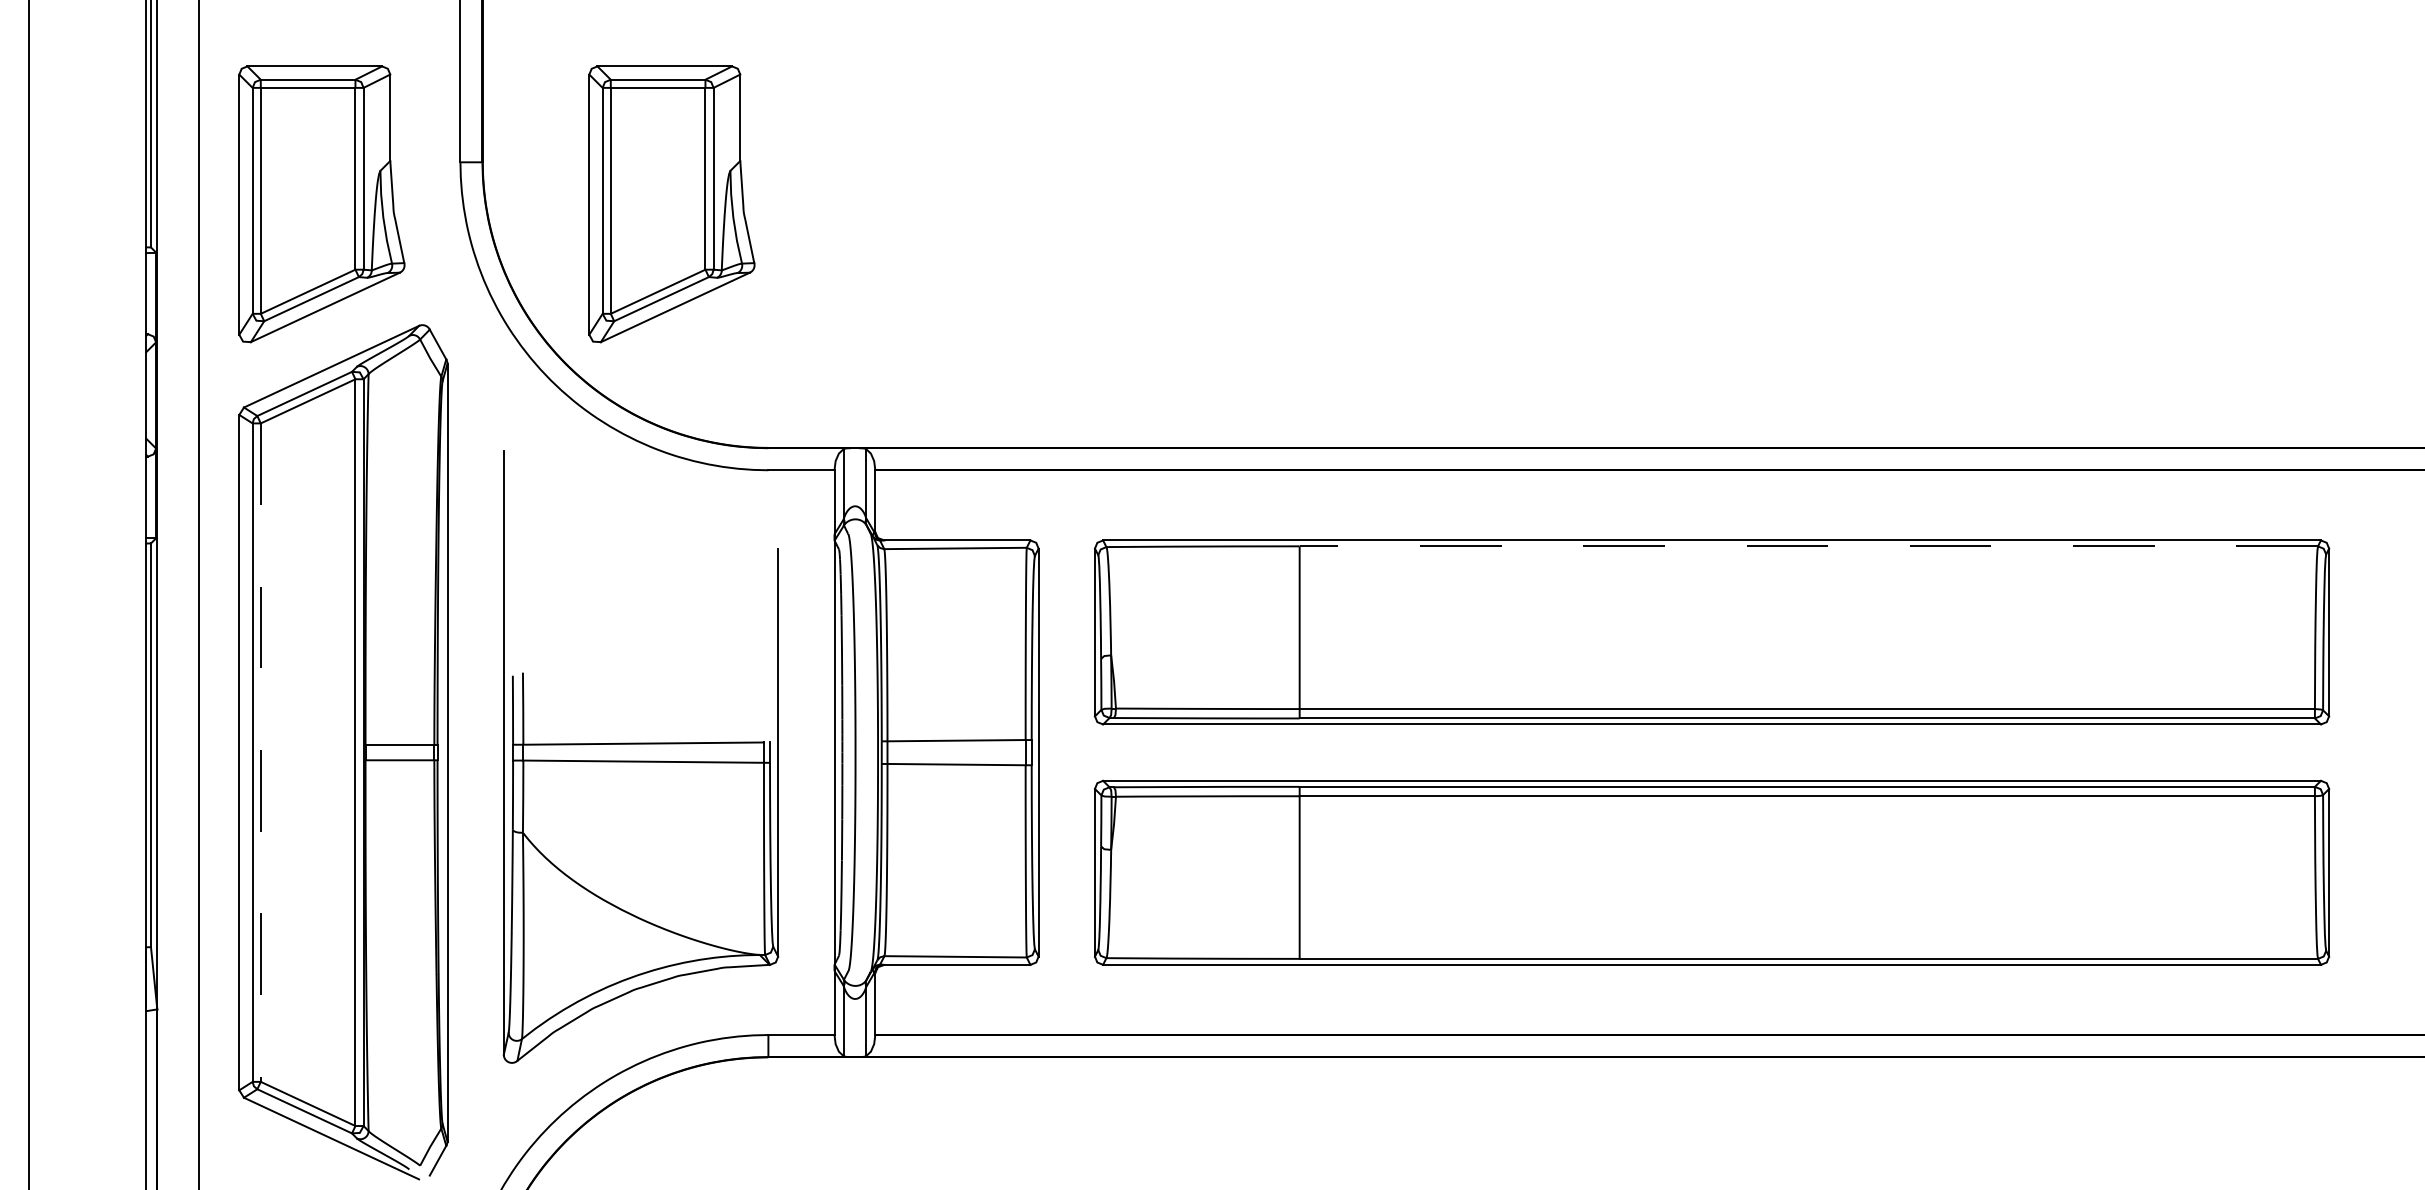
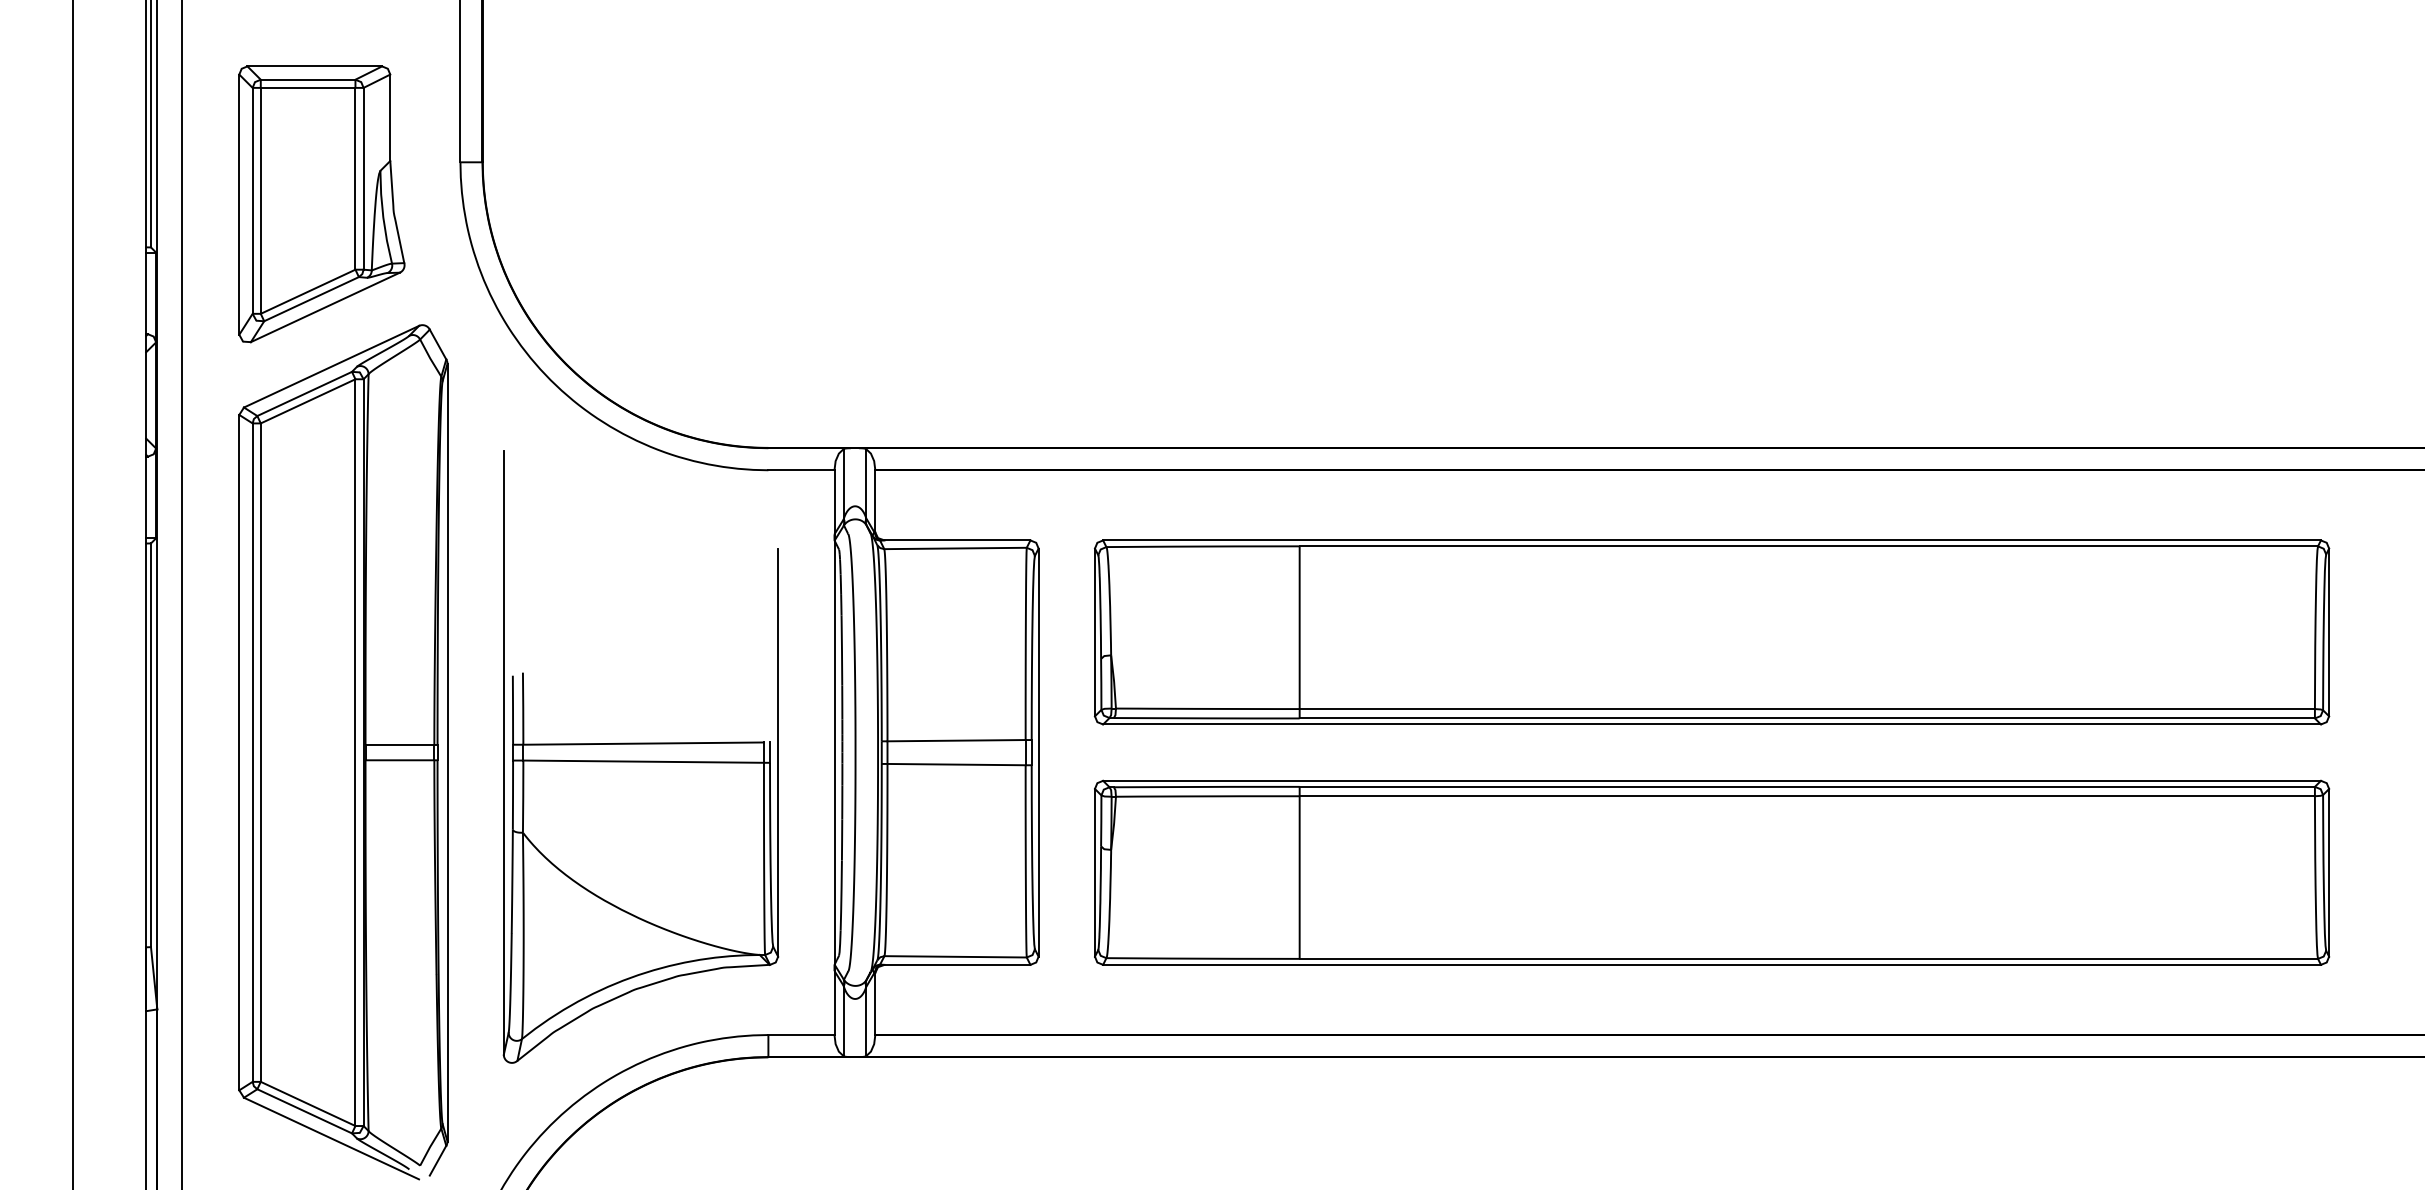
part: present -> none (671, 204)
line: dashed -> solid (1808, 546)
line position: (28, 594) -> (72, 594) (72, 594)
line position: (198, 594) -> (181, 594) (181, 594)
line: dashed -> solid (260, 753)
